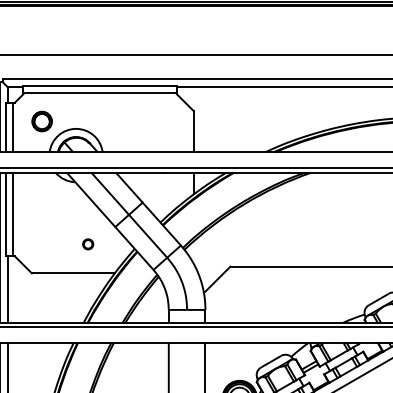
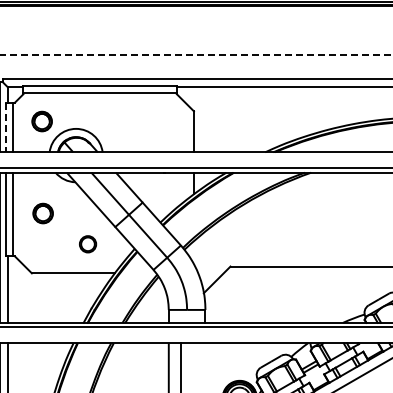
line: solid -> dashed (196, 55)
line: solid -> dashed (6, 127)
part: none -> present (42, 213)
part size: 13x13 px -> 19x19 px (88, 244)
line position: (205, 366) -> (181, 366) (181, 366)
